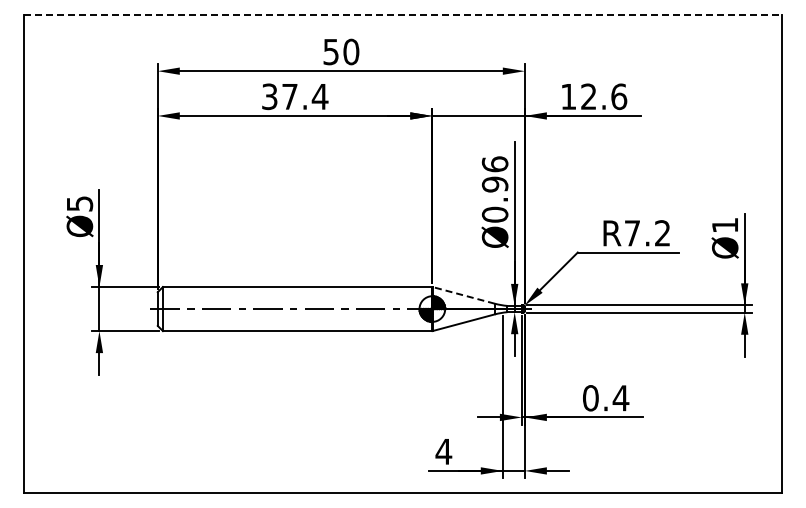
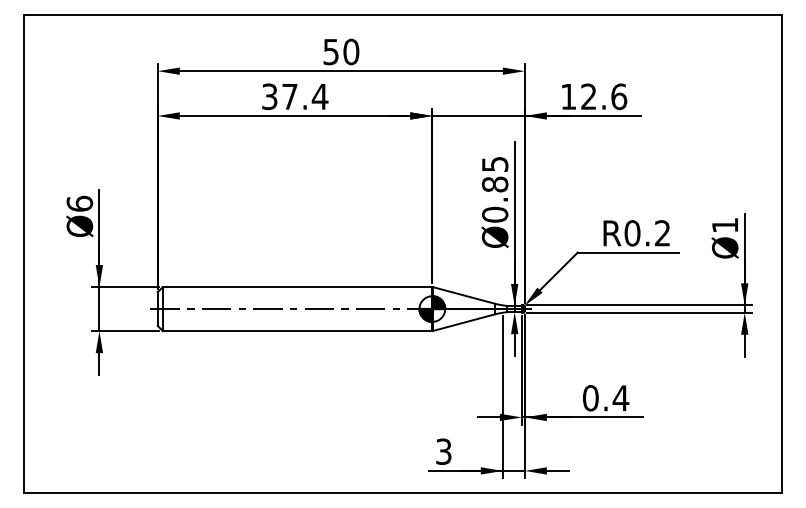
line: dashed -> solid (403, 15)
text: Ø0.96 -> Ø0.85 (494, 174)
text: Ø5 -> Ø6 (79, 203)
text: R7.2 -> R0.2 (632, 233)
line: dashed -> solid (463, 295)
text: 4 -> 3 (443, 451)
